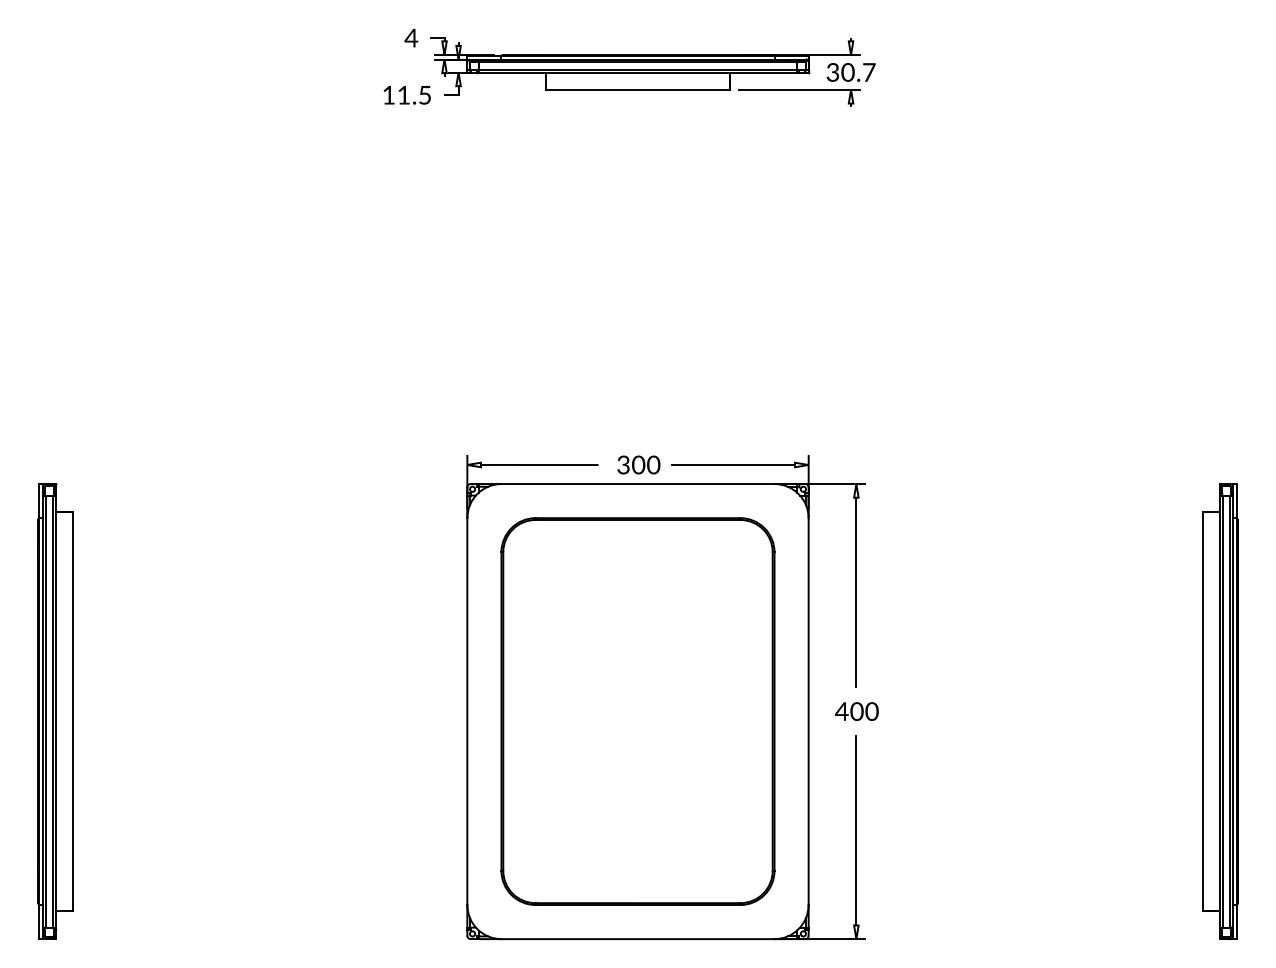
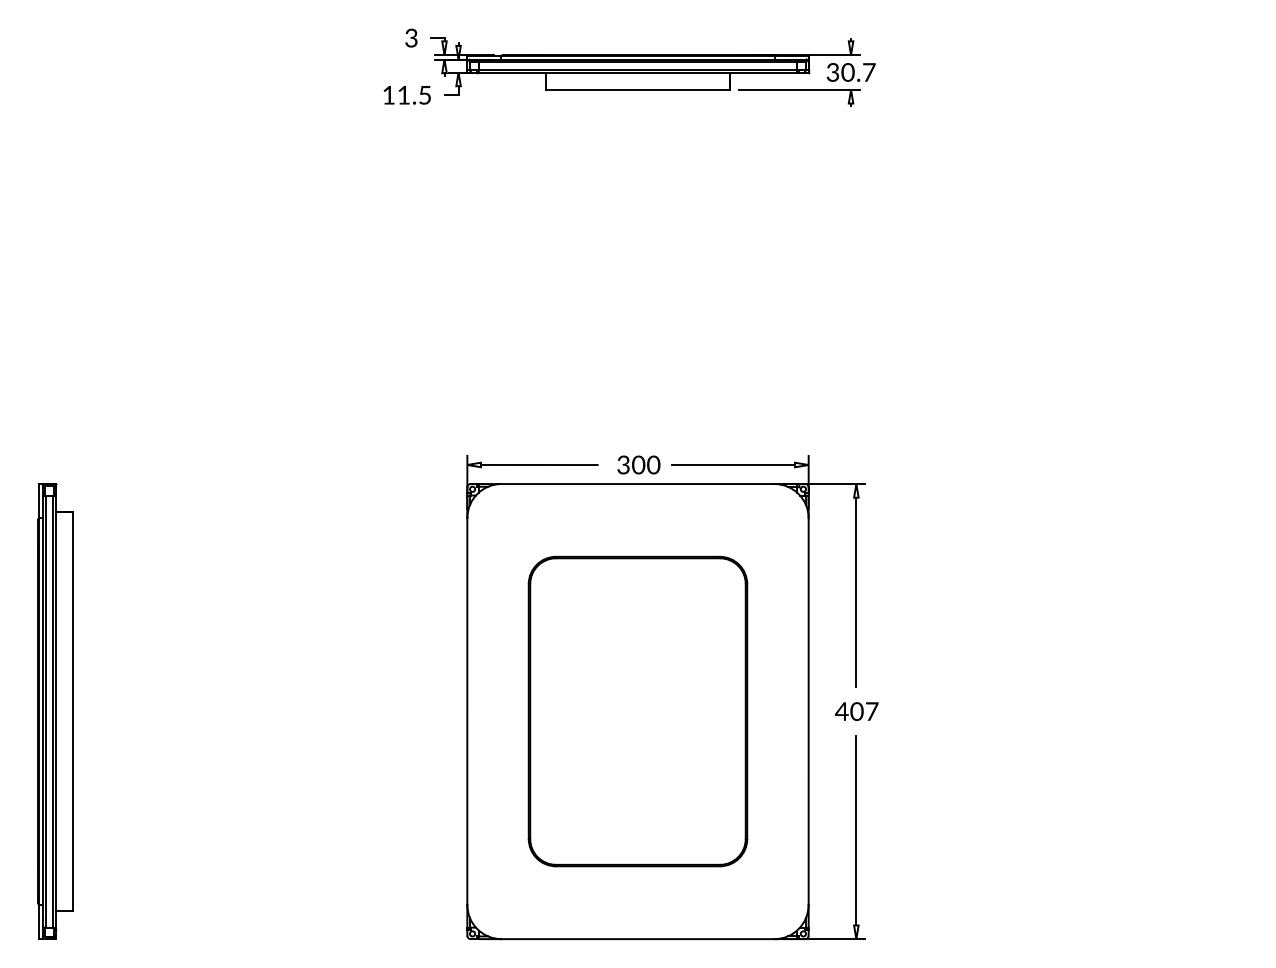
text: 4 -> 3 (411, 37)
part size: 276x389 px -> 222x313 px (637, 711)
text: 400 -> 407 (871, 711)
part: present -> none (1220, 711)
